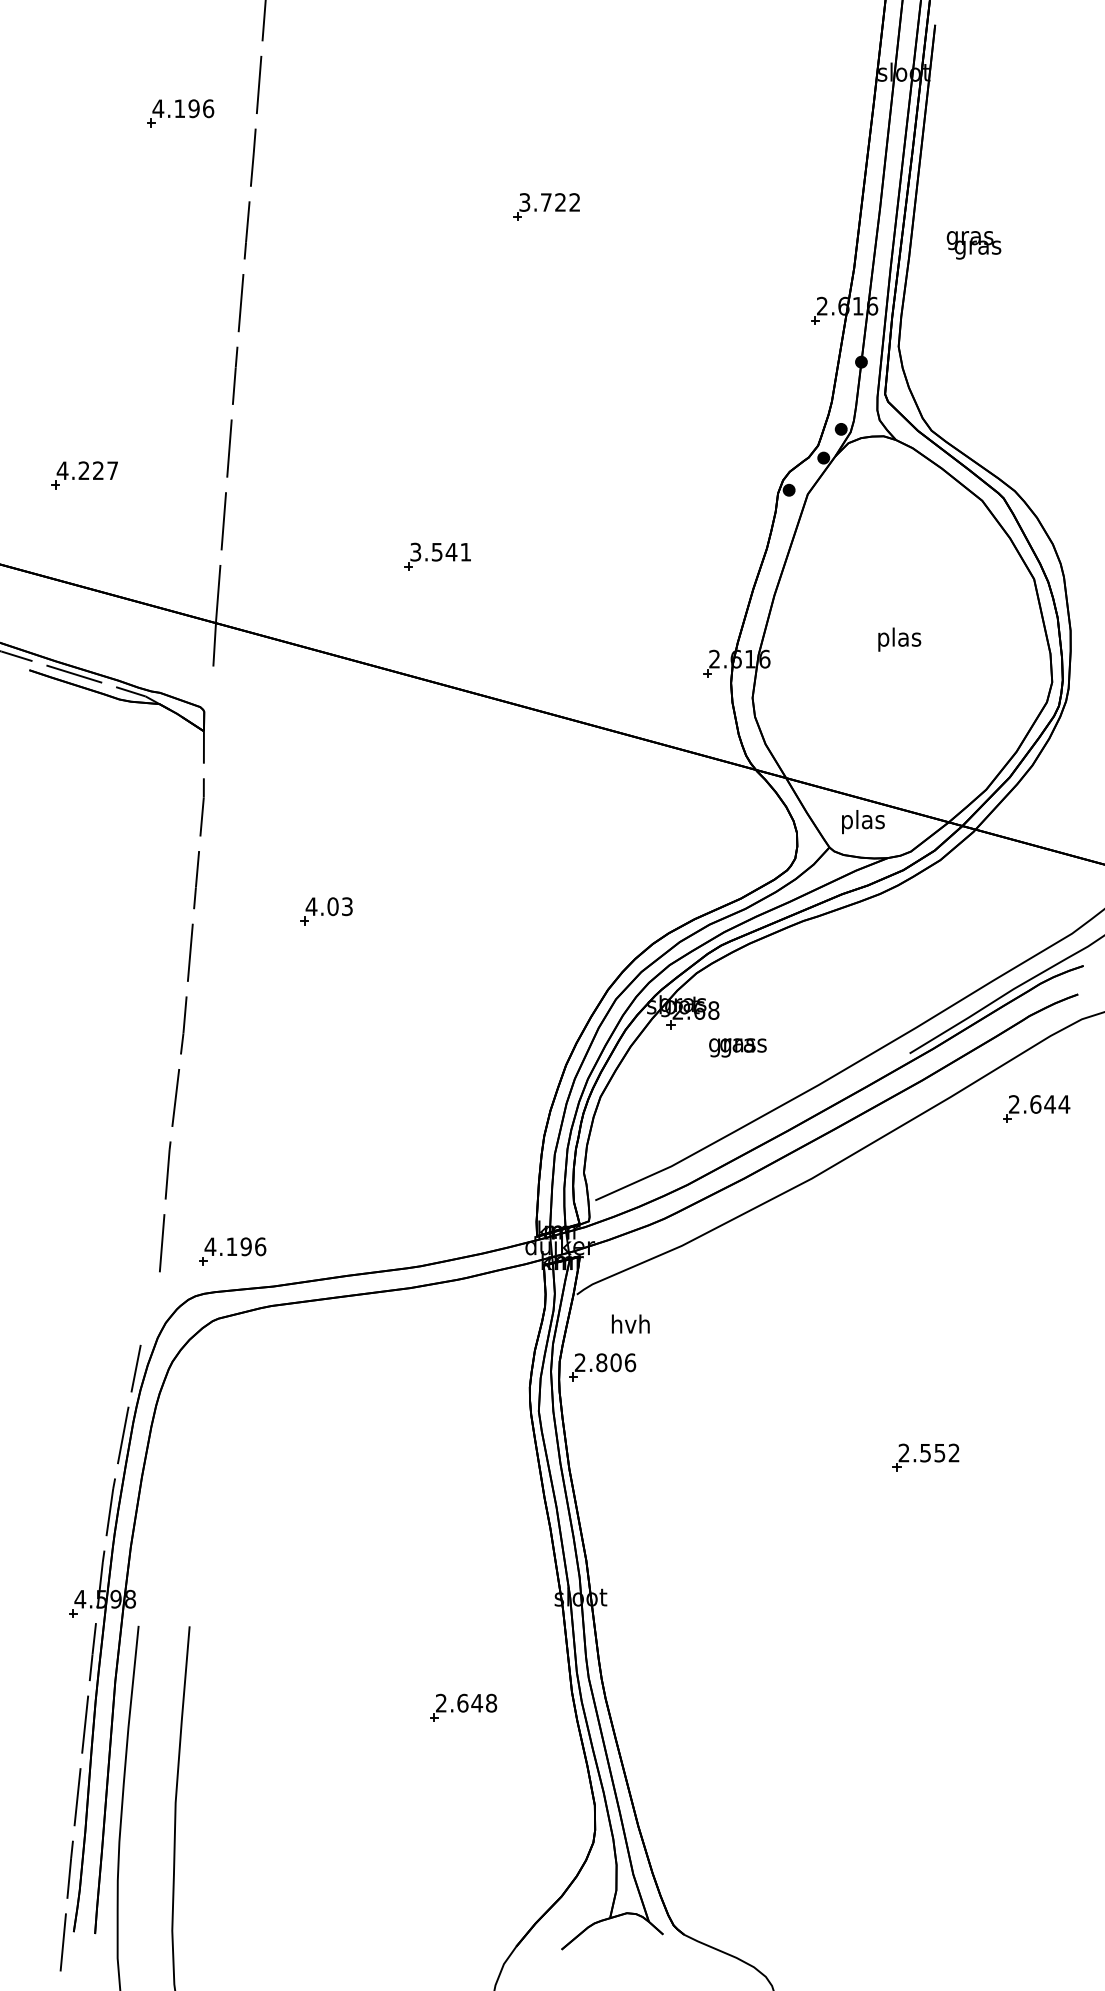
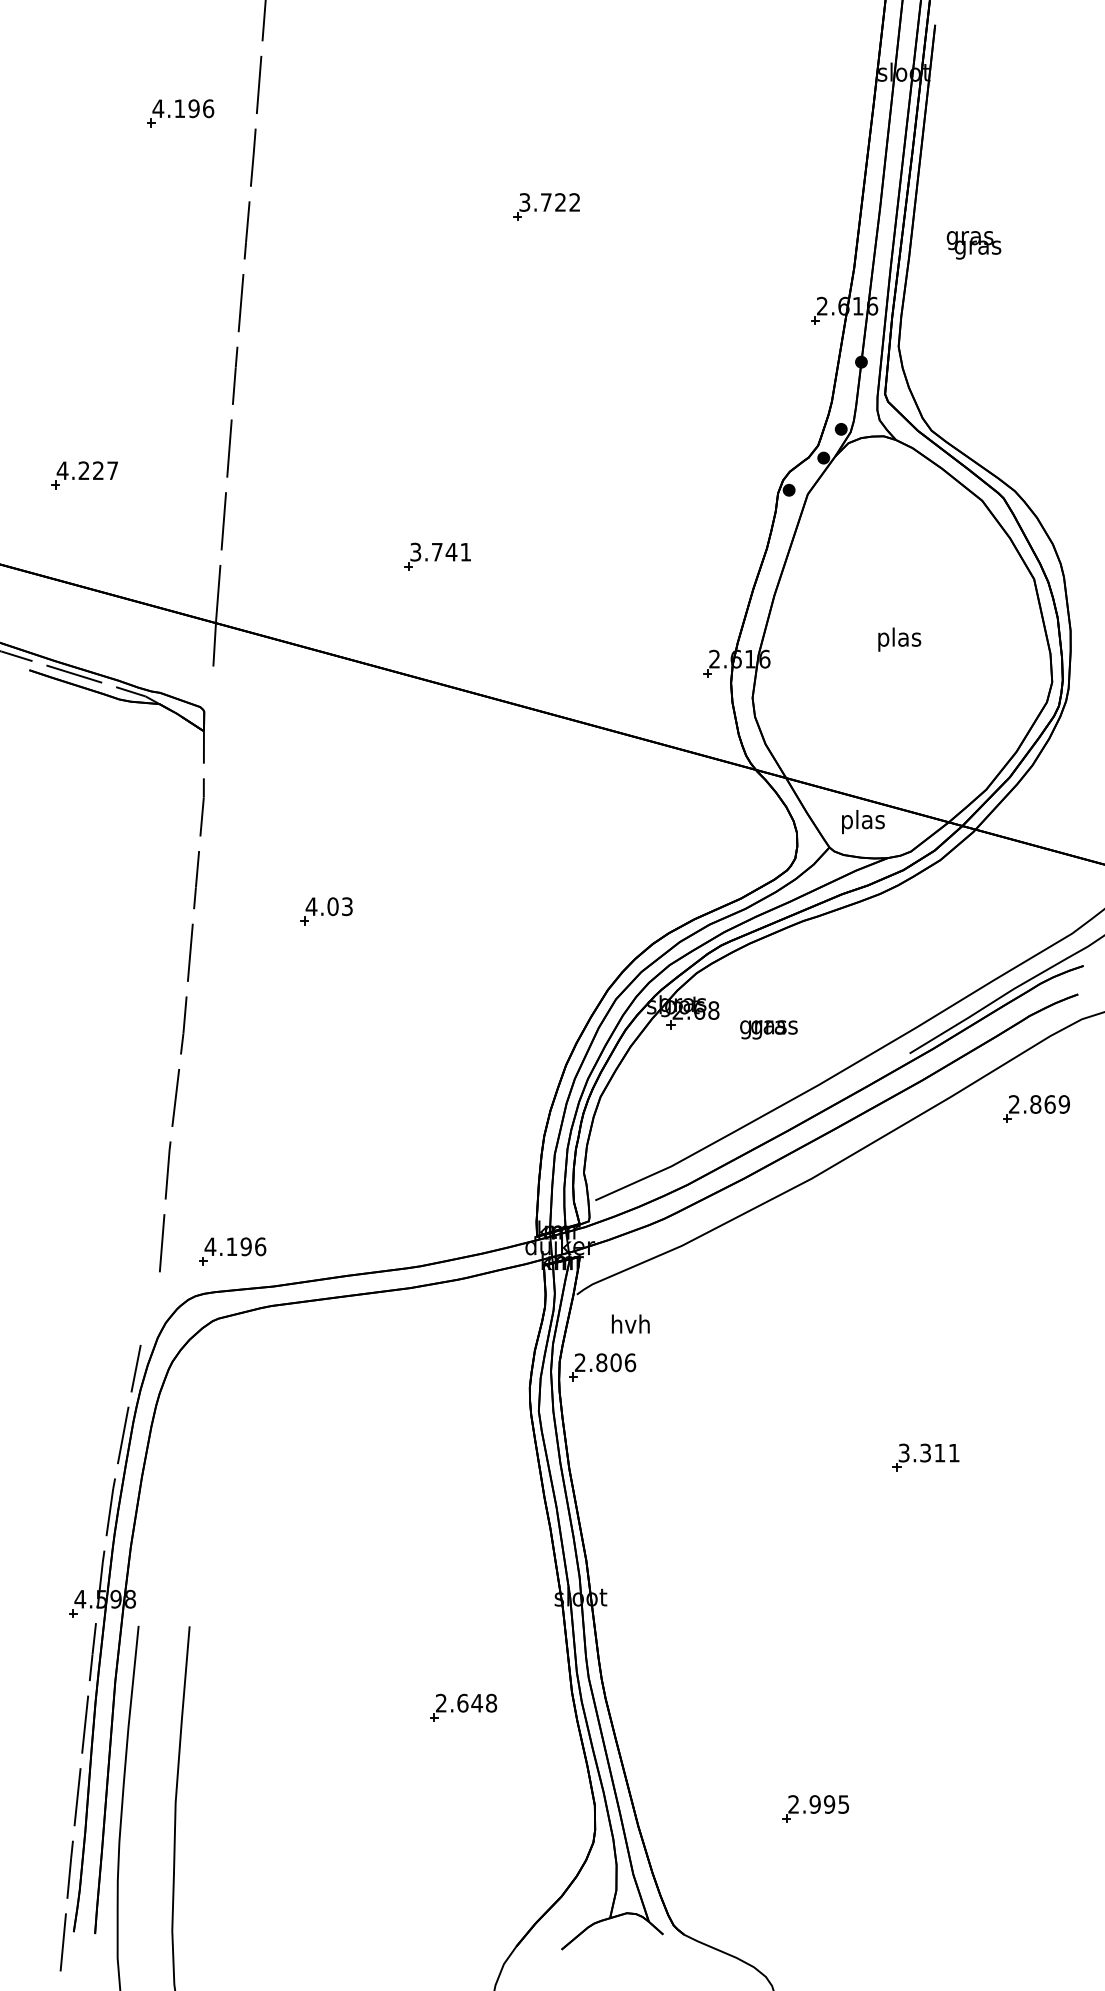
text: 3.541 -> 3.741 (436, 552)
text position: (737, 1047) -> (768, 1029) (768, 1029)
text: 2.644 -> 2.869 (1050, 1104)
text: 2.552 -> 3.311 (928, 1452)
part: none -> present (815, 1808)
